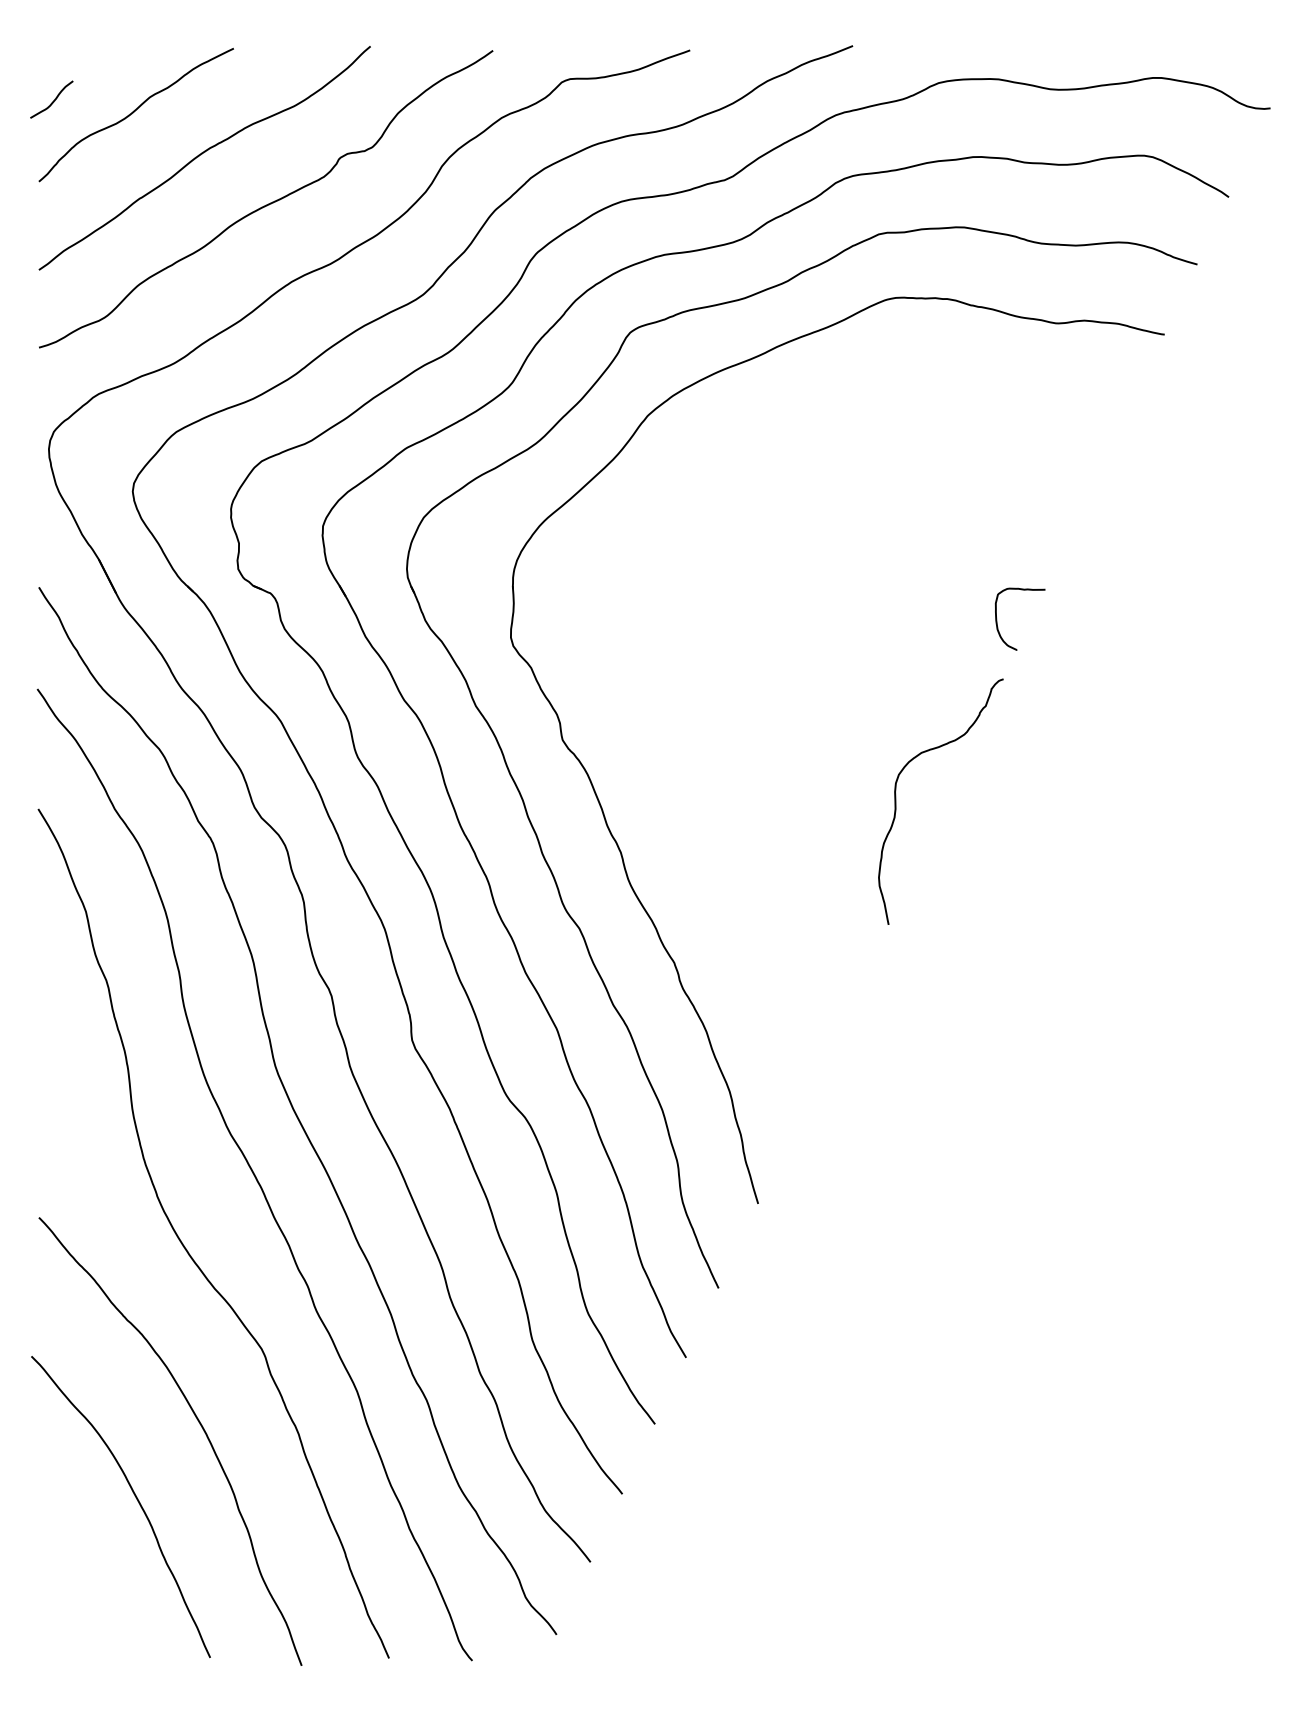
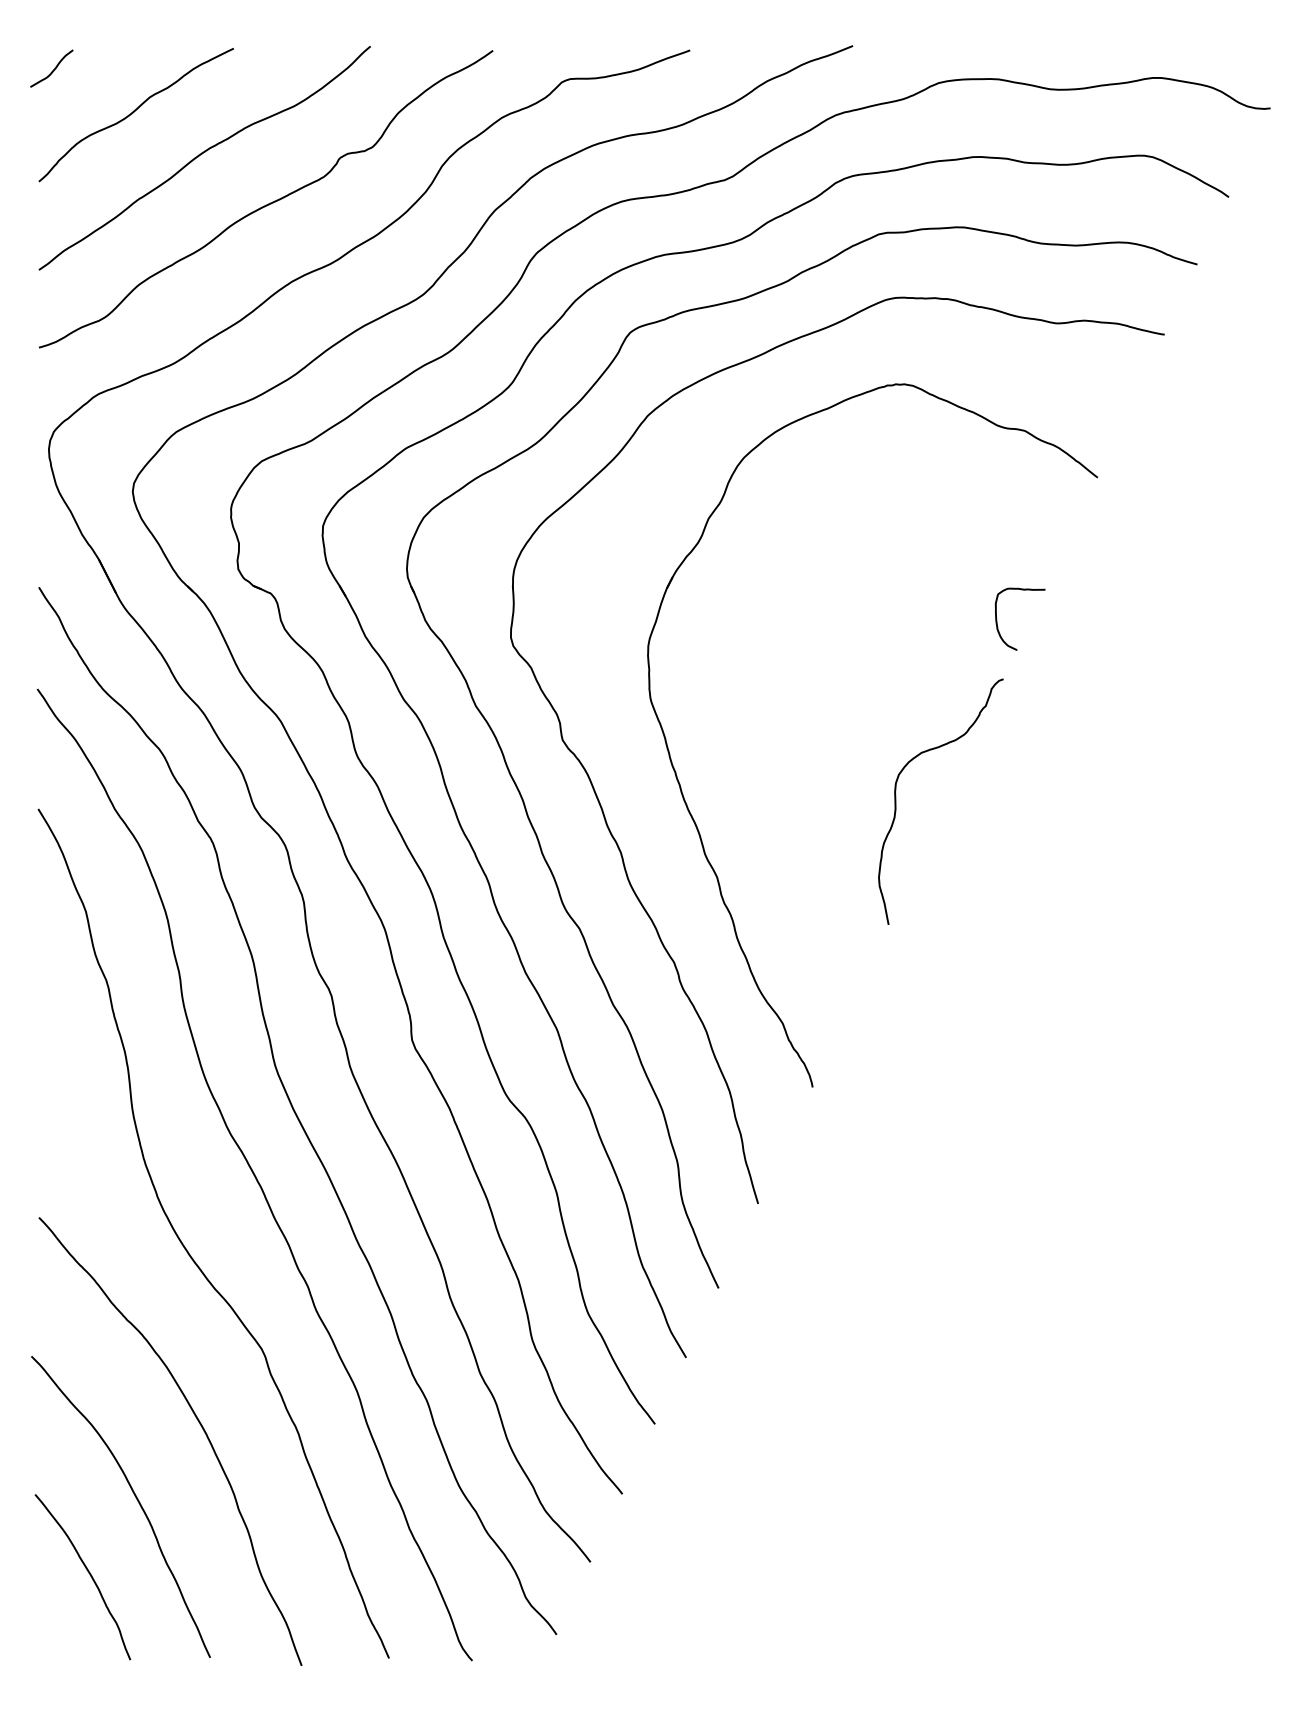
curve position: (53, 100) -> (53, 69) (53, 69)
part: none -> present (696, 823)
curve: none -> present (88, 1573)
